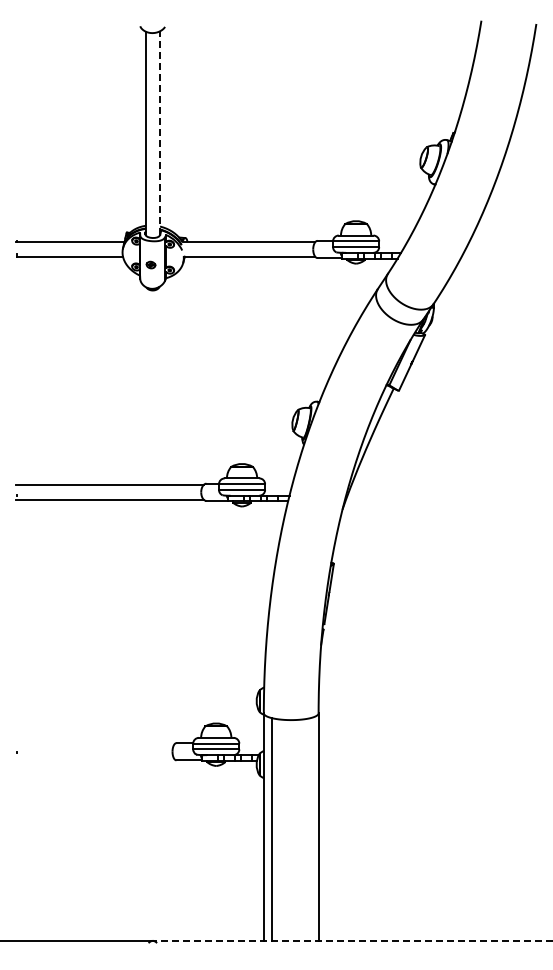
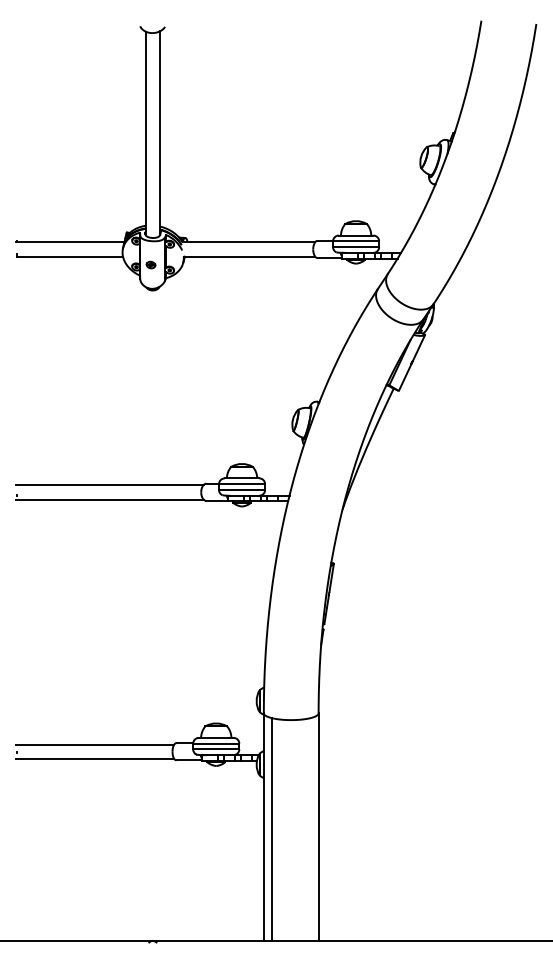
line: dashed -> solid (160, 132)
line: none -> present (94, 744)
line: none -> present (94, 758)
line: dashed -> solid (353, 940)
